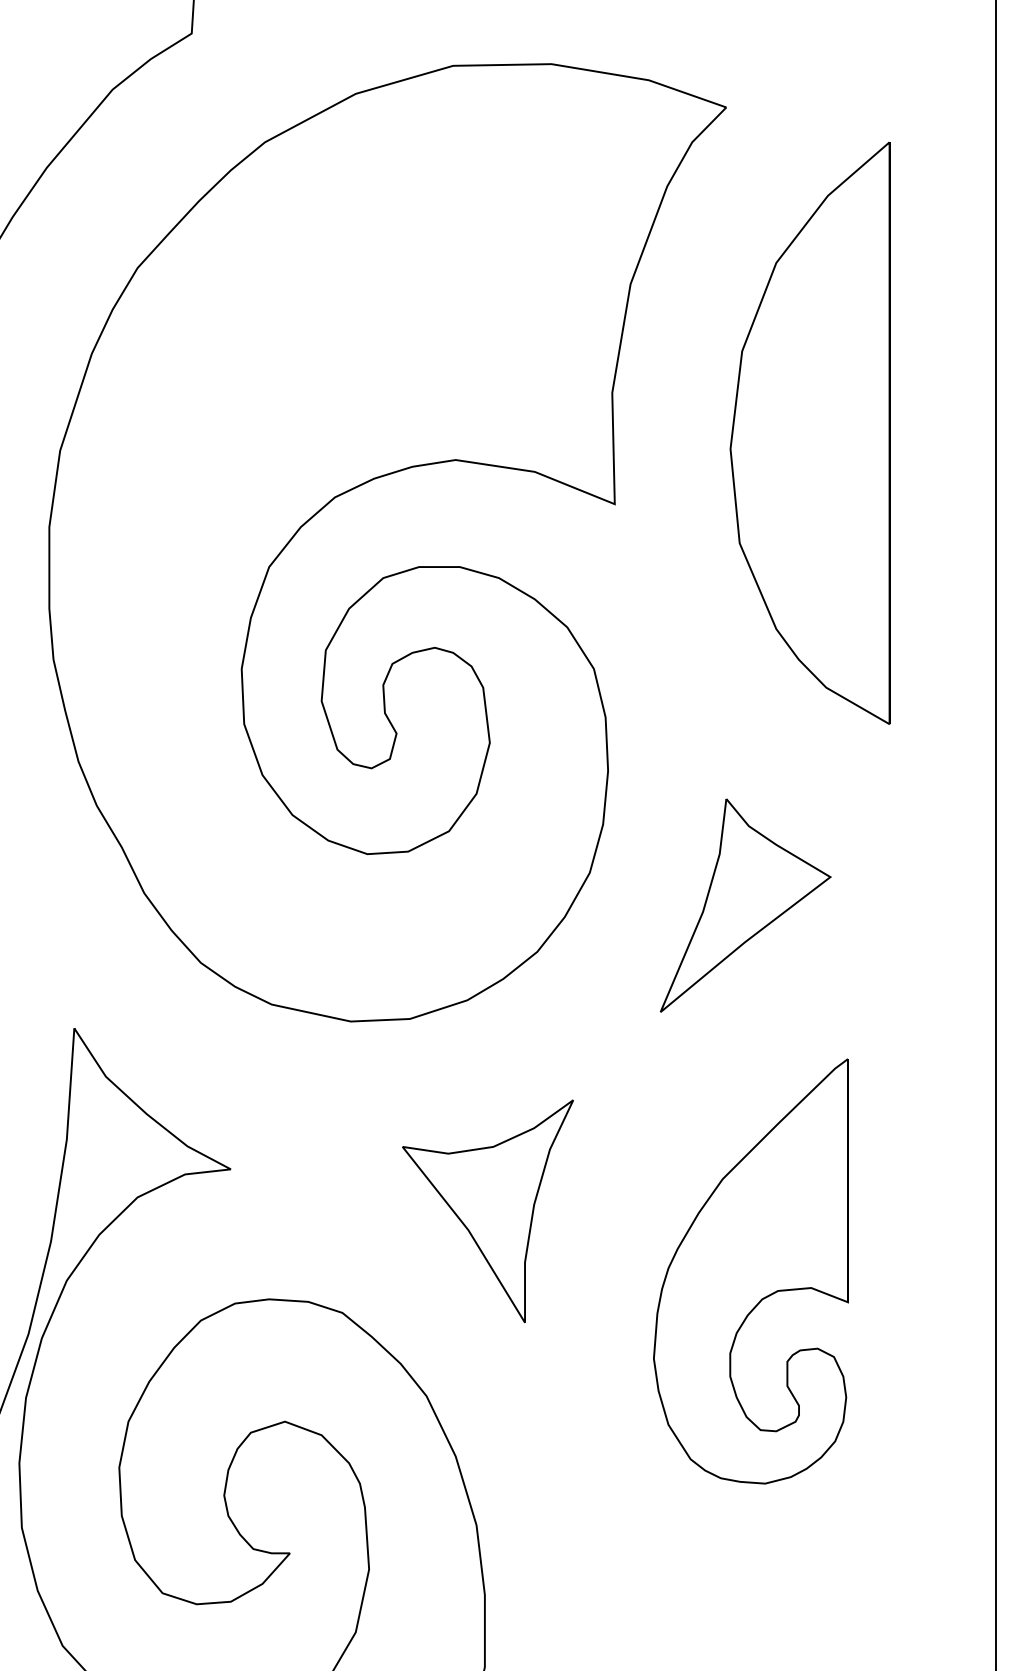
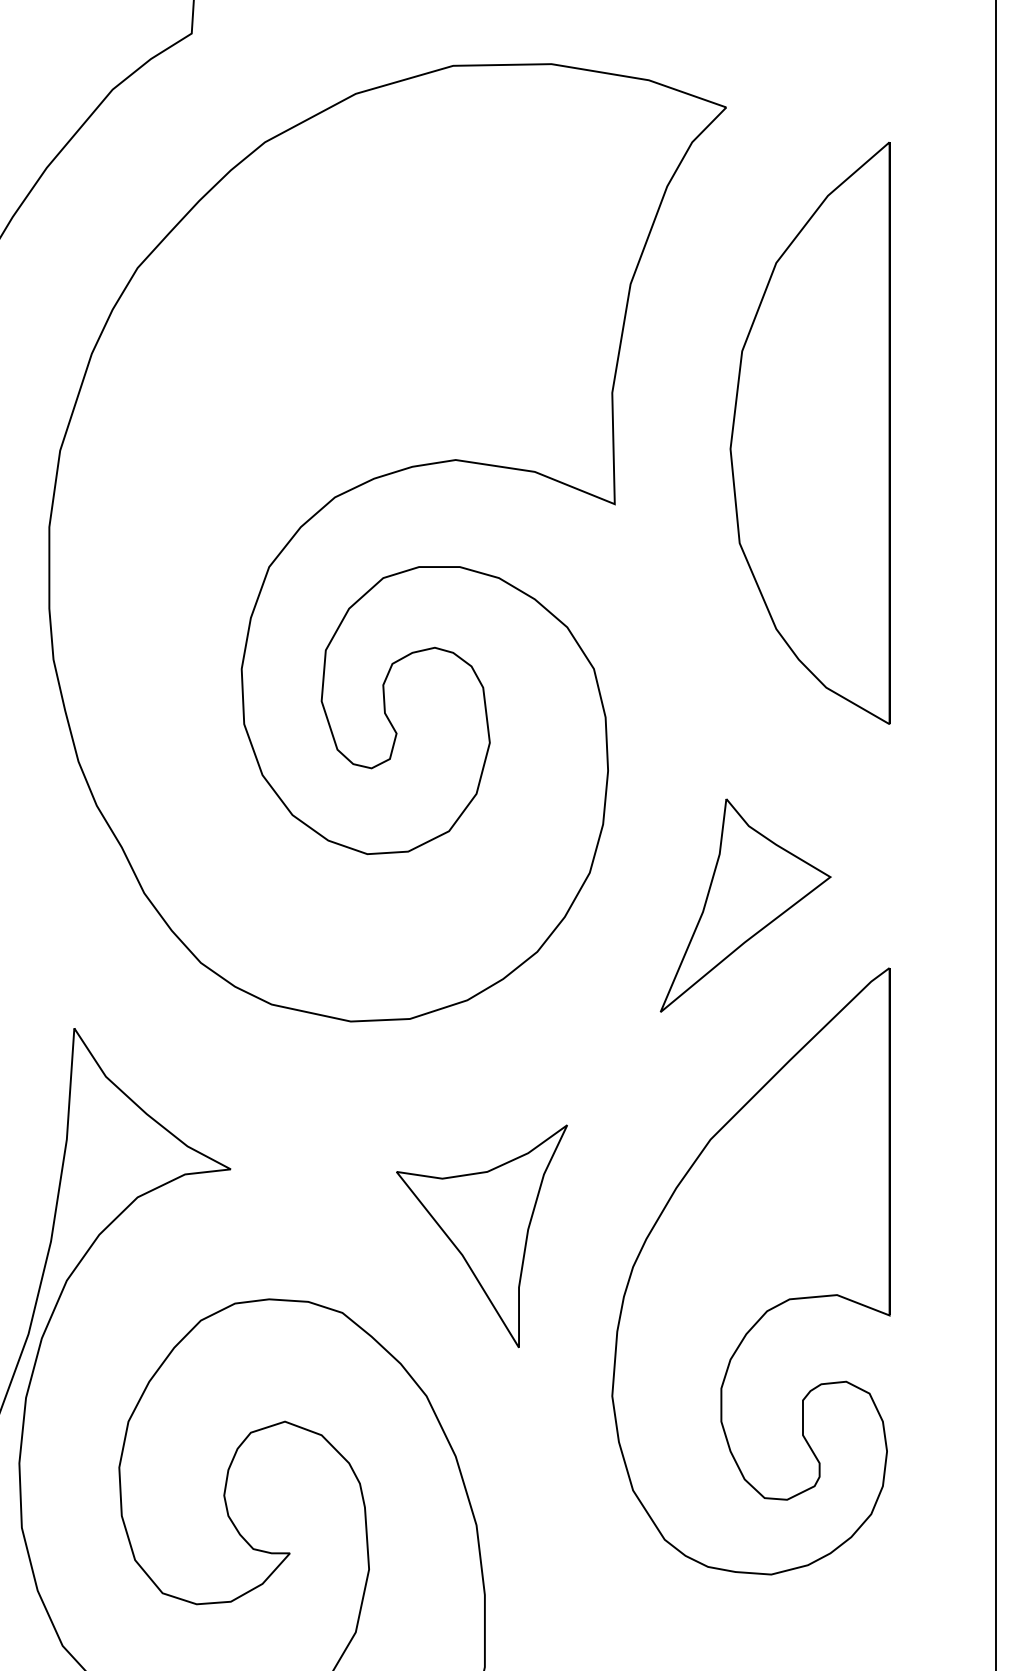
part position: (487, 1211) -> (481, 1236) (481, 1236)
part size: 196x427 px -> 280x609 px (750, 1271)
